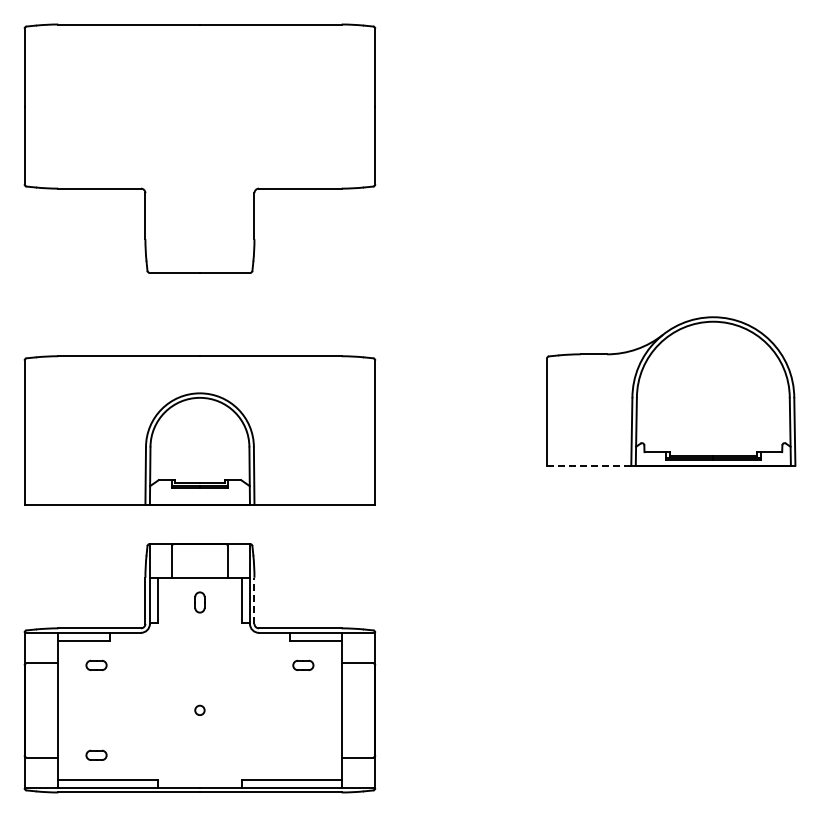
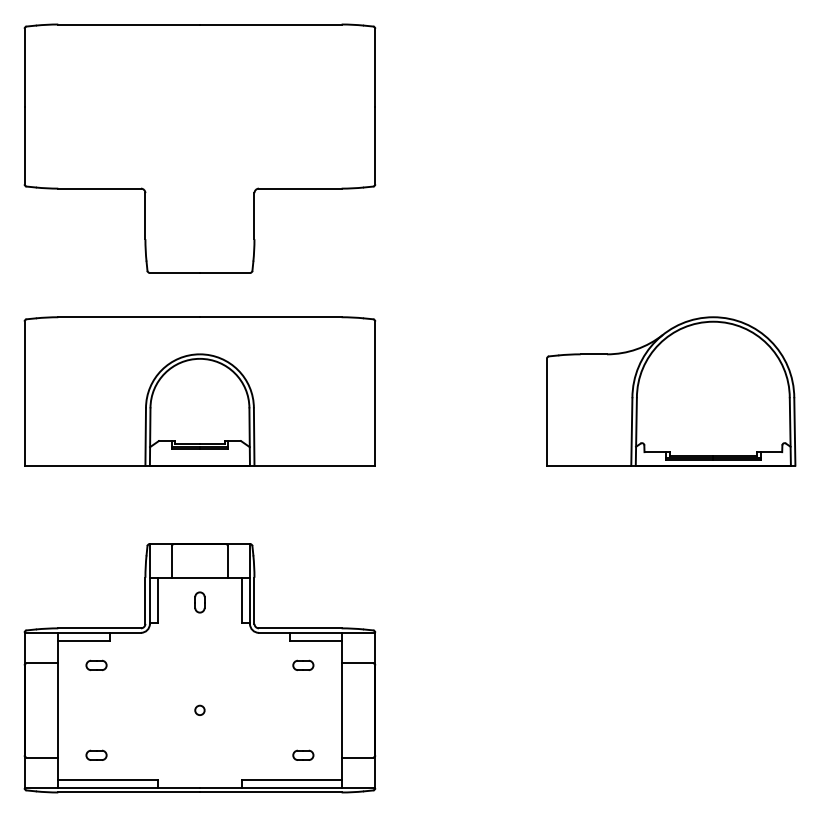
part position: (199, 430) -> (199, 391) (199, 391)
line: dashed -> solid (588, 465)
line: dashed -> solid (254, 600)
part: none -> present (303, 754)
